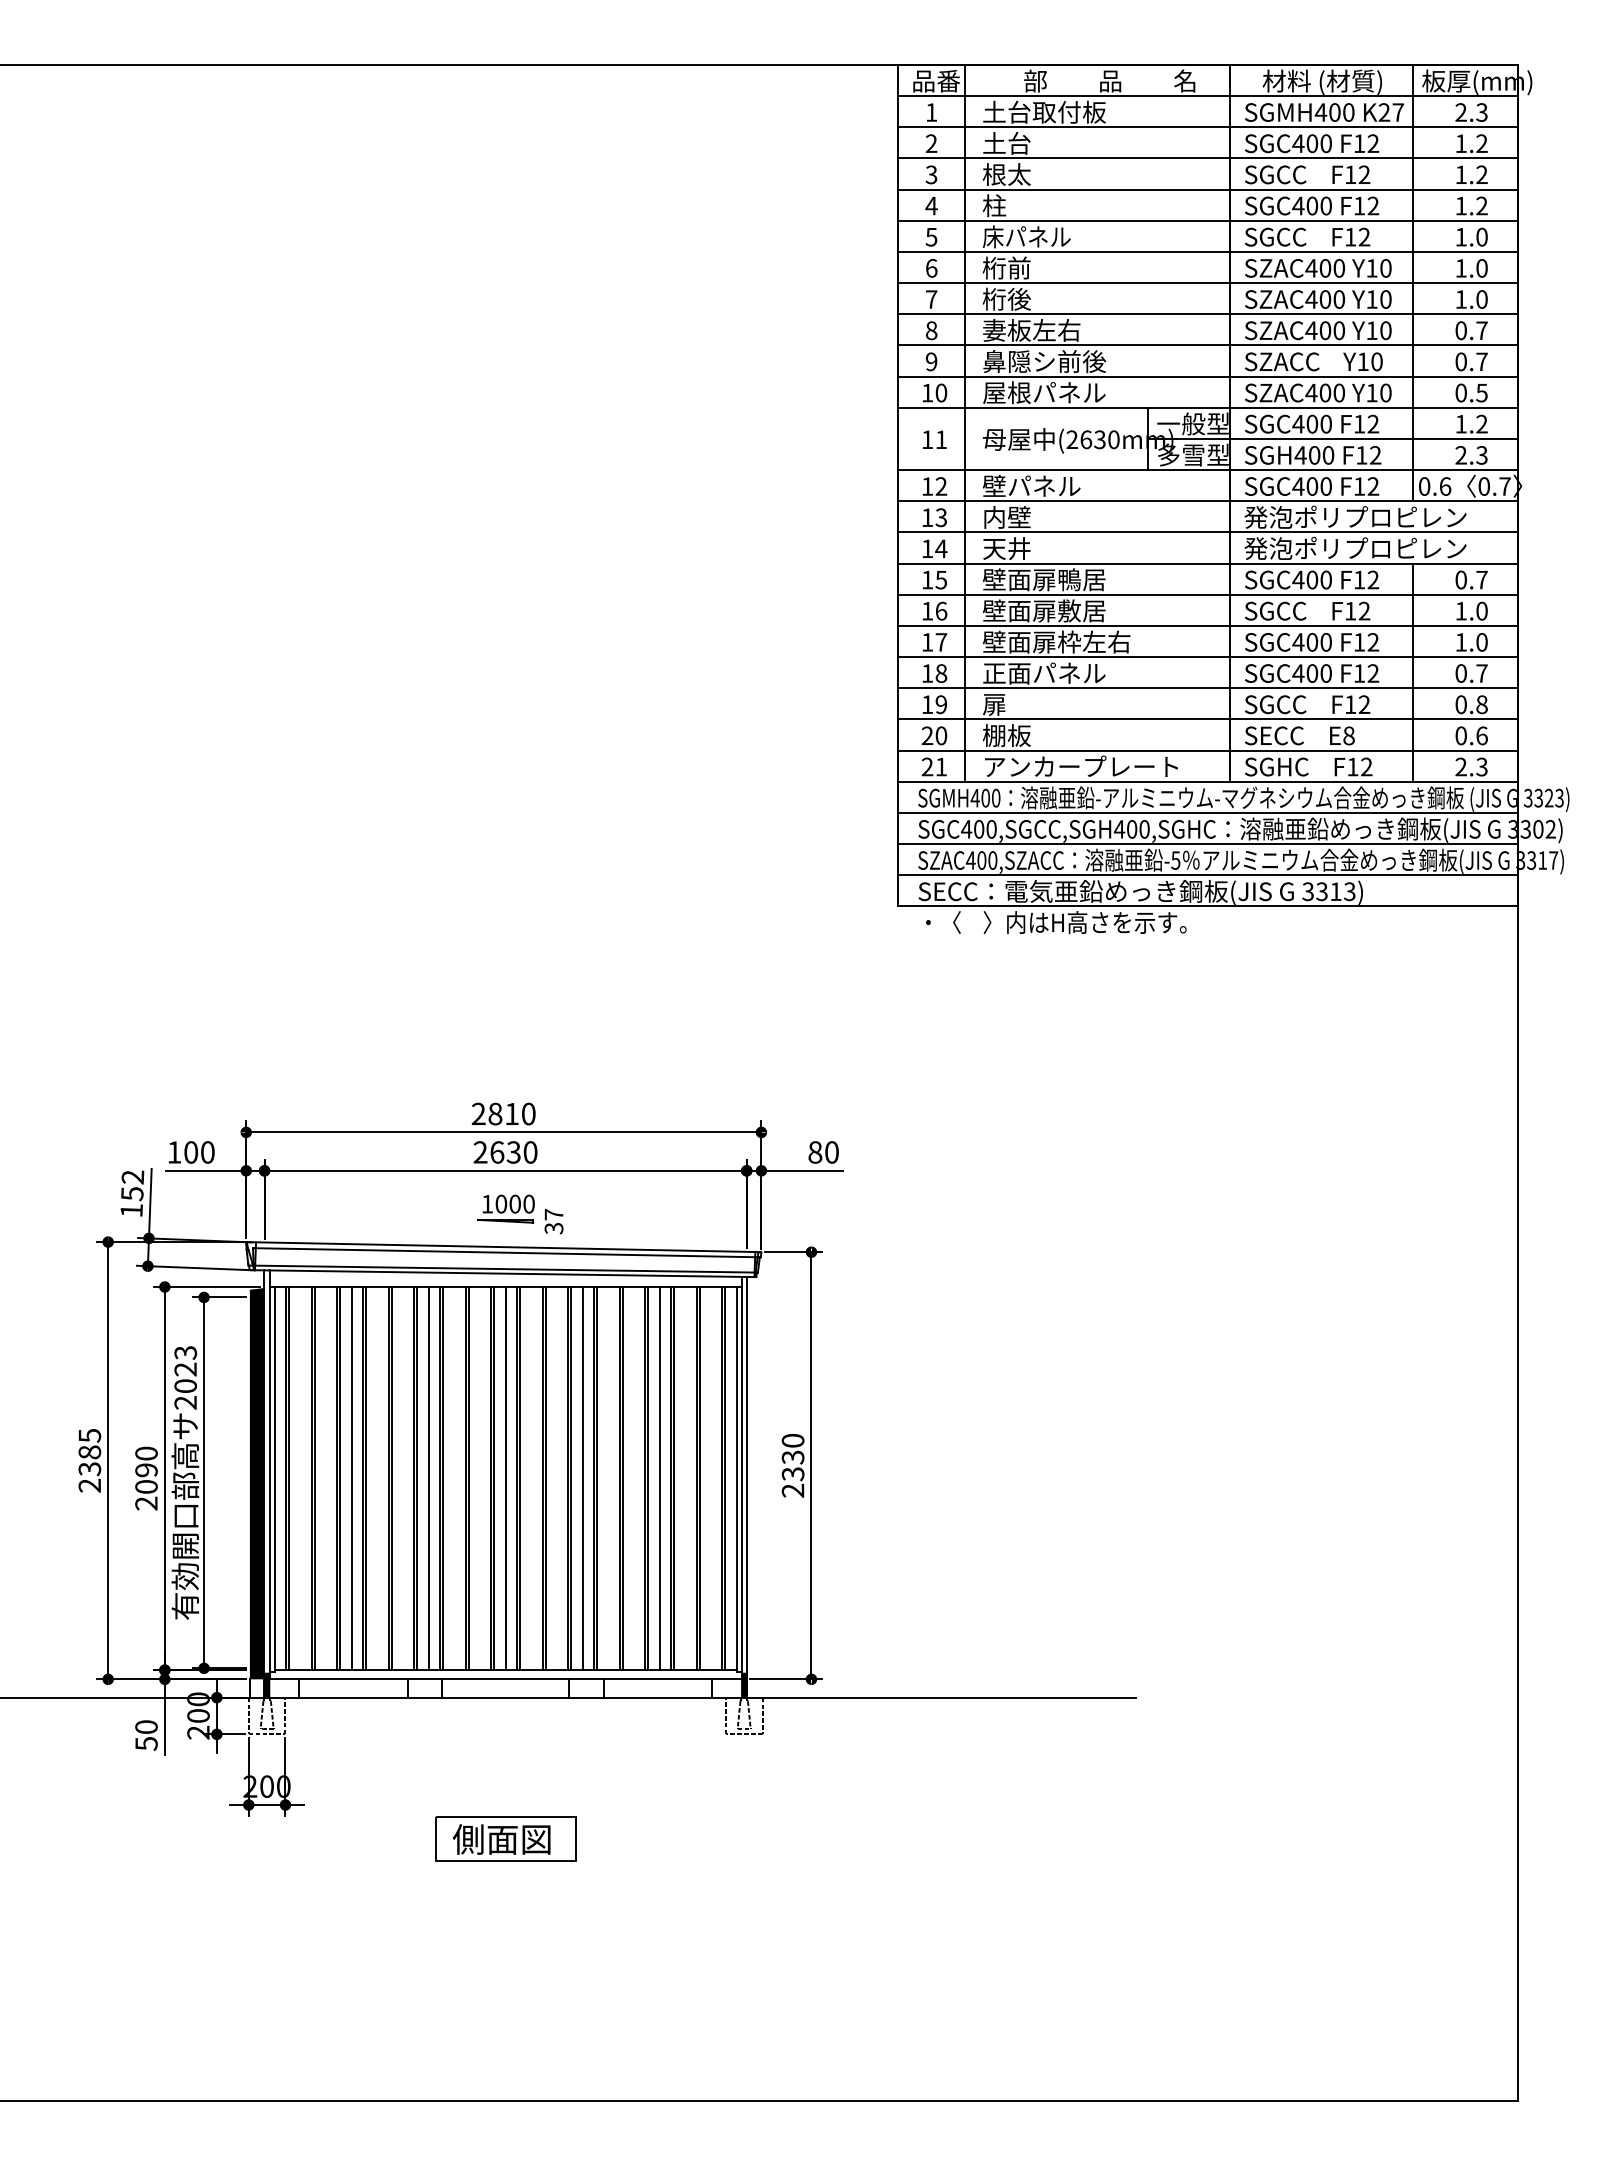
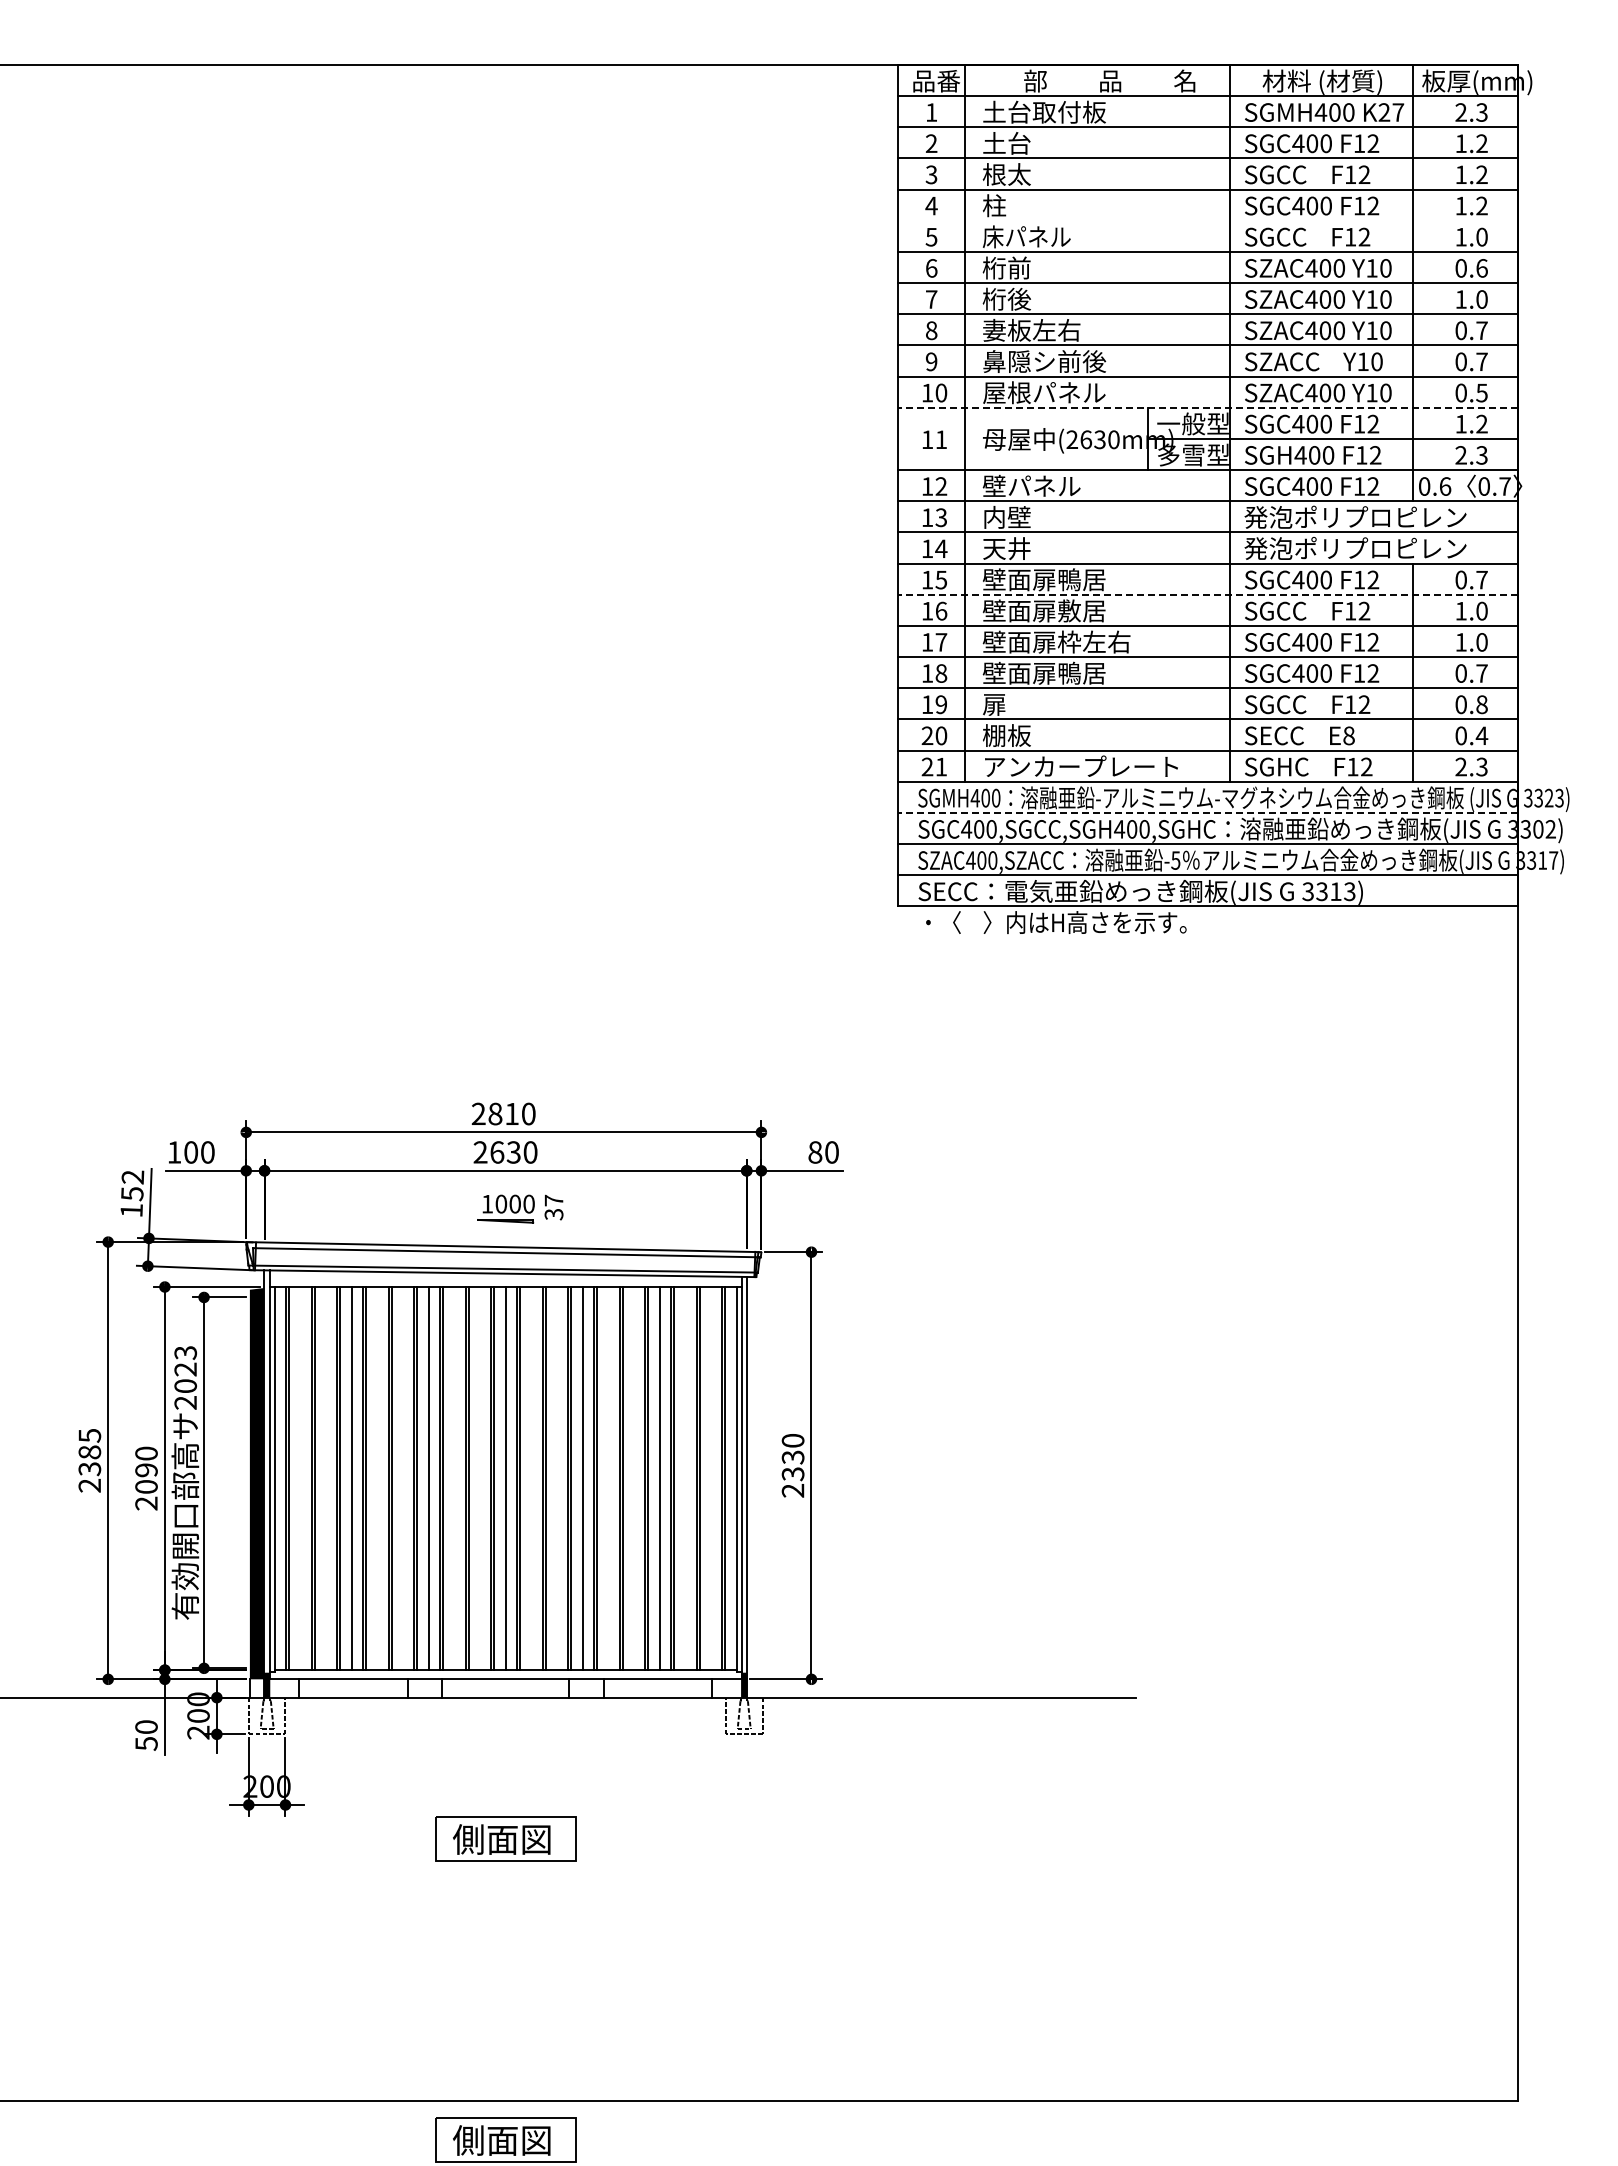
line: present -> none (1208, 220)
text: 1.0 -> 0.6 (1471, 268)
line: solid -> dashed (1208, 407)
line: solid -> dashed (1208, 594)
text: 正面パネル -> 壁面扉鴨居 (1043, 672)
text: 0.6 -> 0.4 (1481, 735)
line: solid -> dashed (1208, 812)
text position: (553, 1221) -> (553, 1207) (553, 1207)
part: none -> present (505, 2139)
